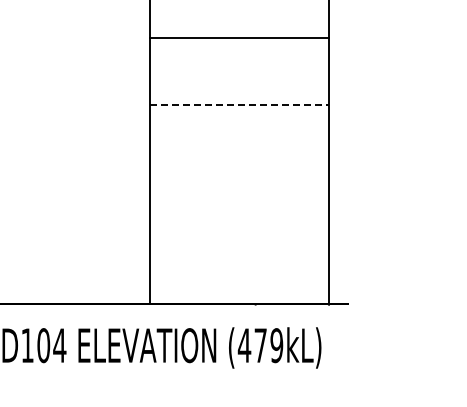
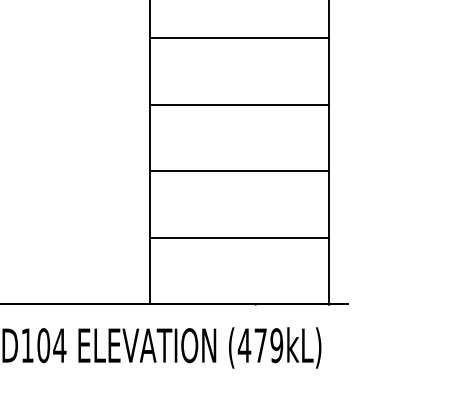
line: dashed -> solid (239, 104)
line: none -> present (238, 171)
line: none -> present (238, 237)
